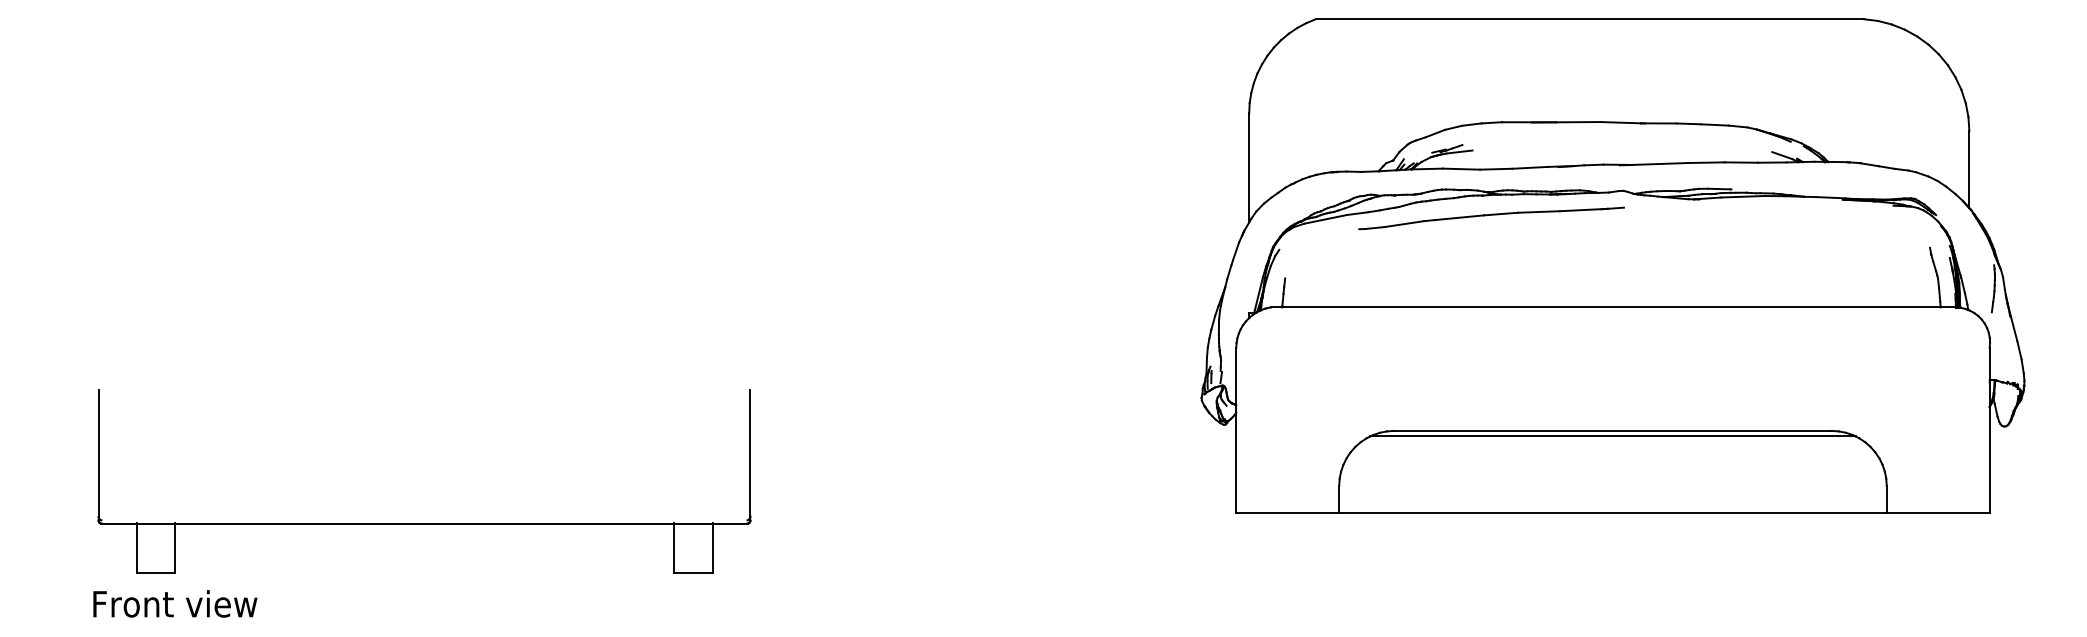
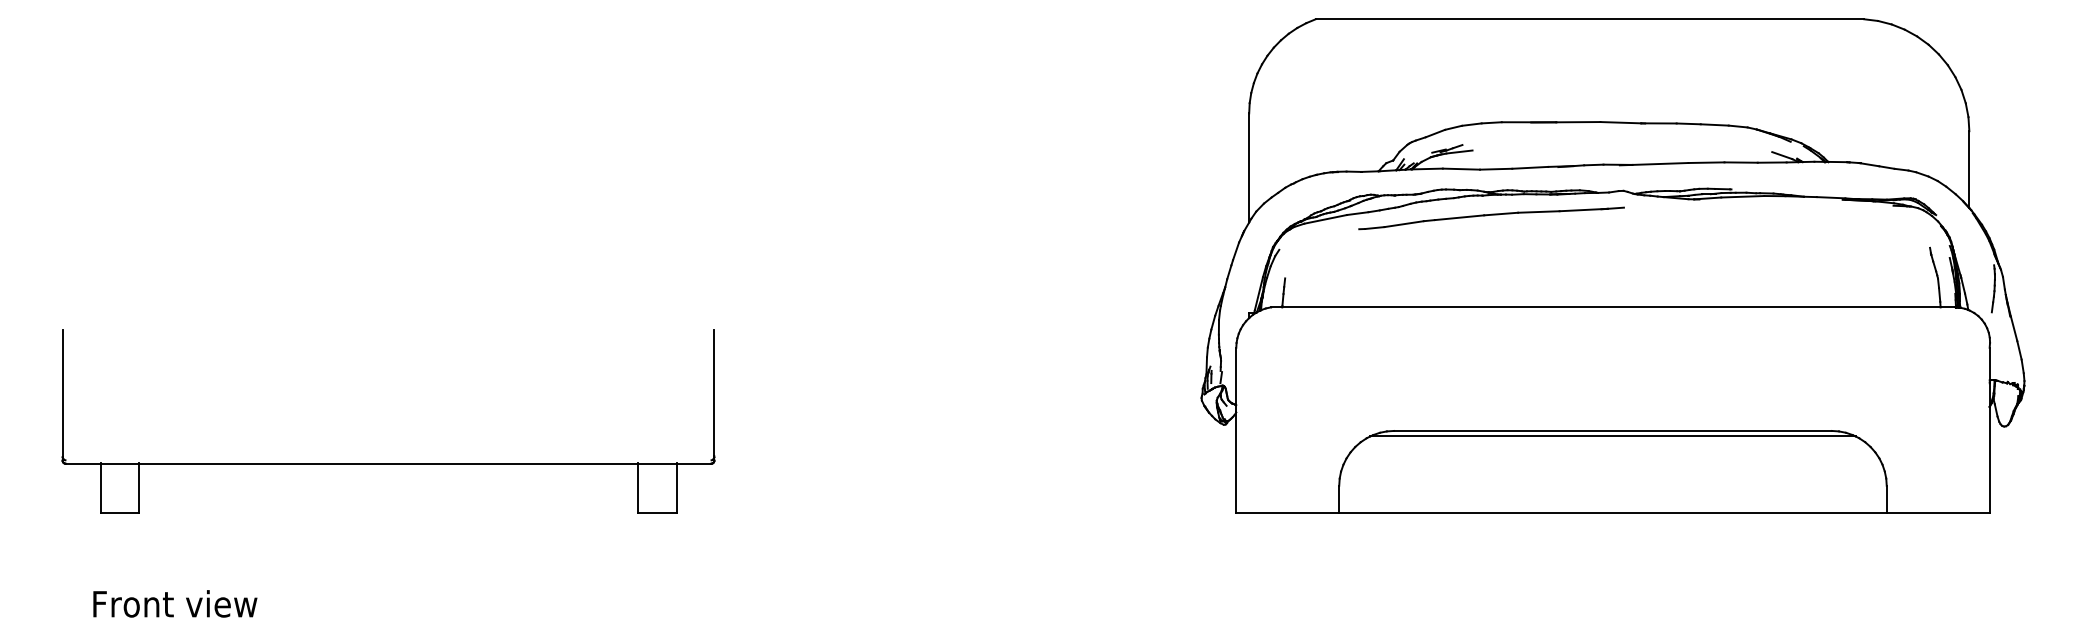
part position: (424, 523) -> (388, 463) (388, 463)
